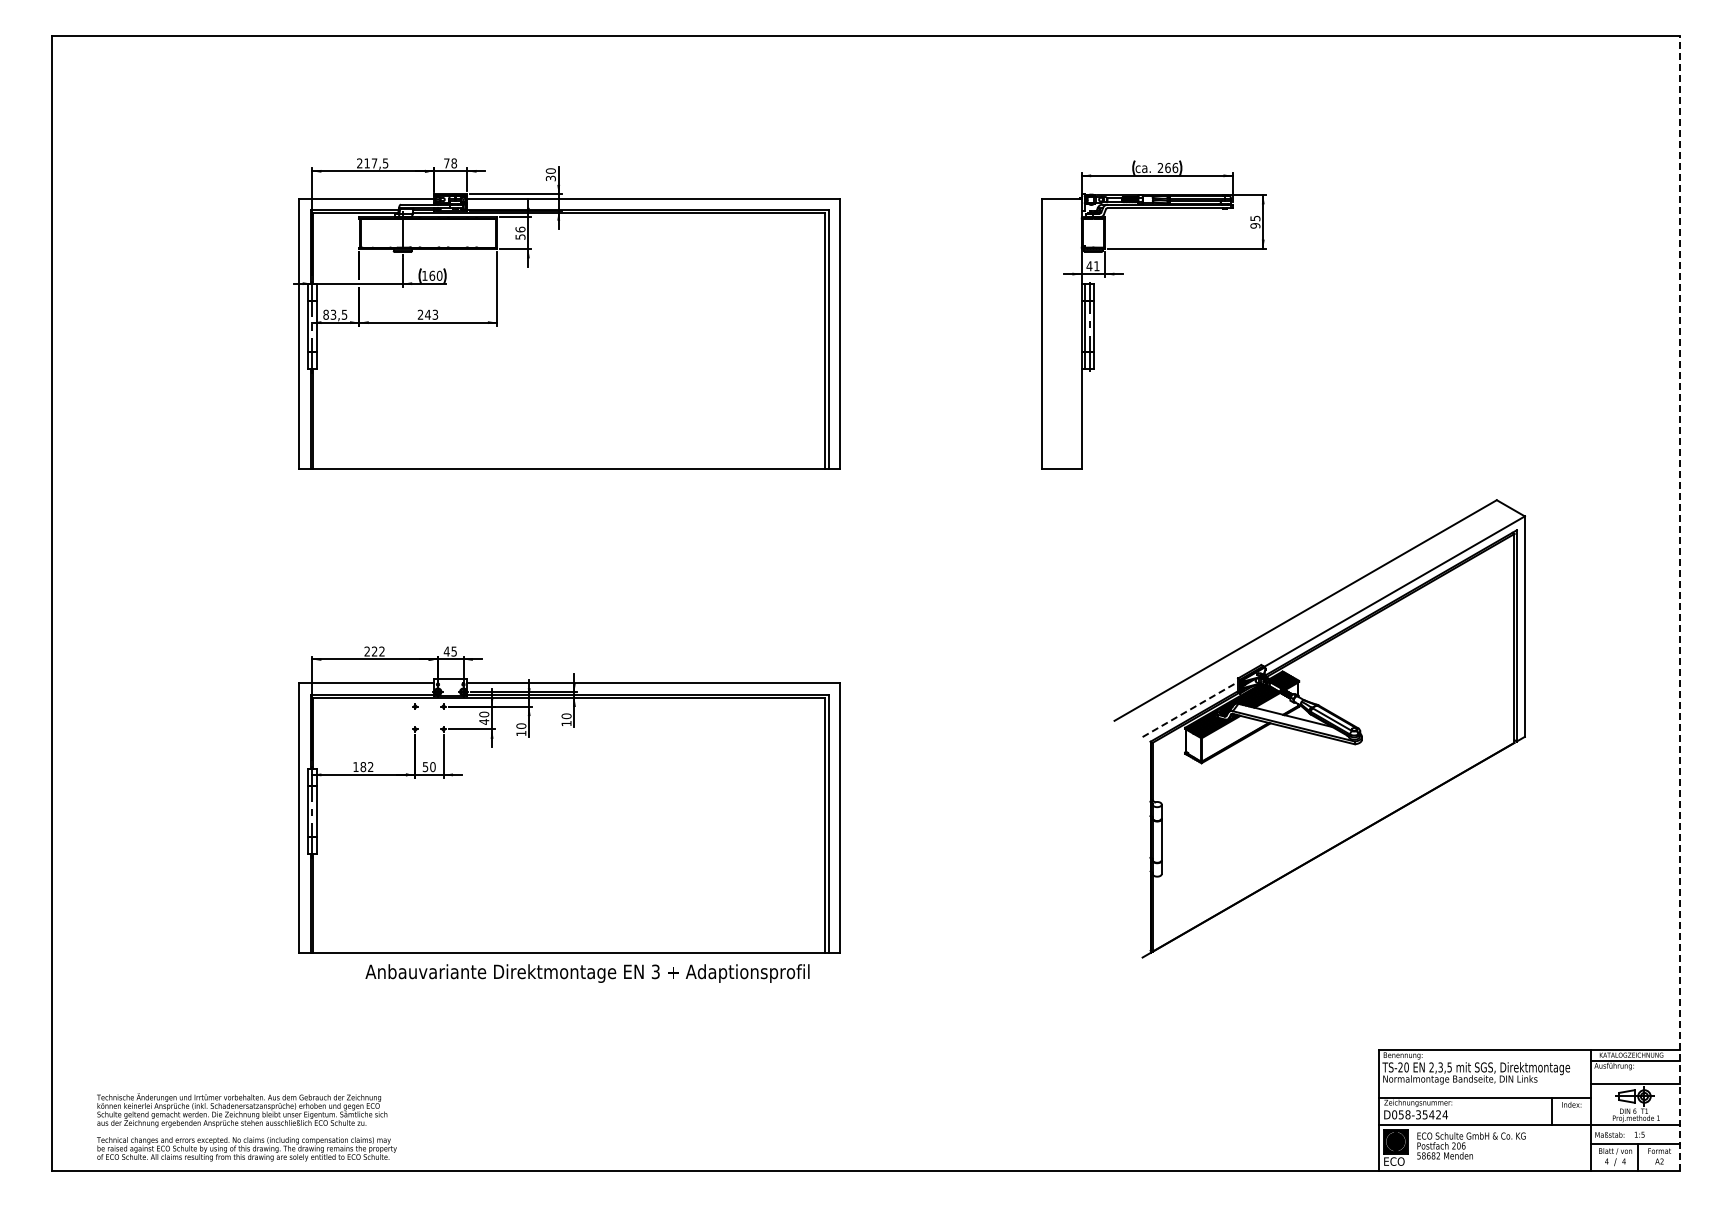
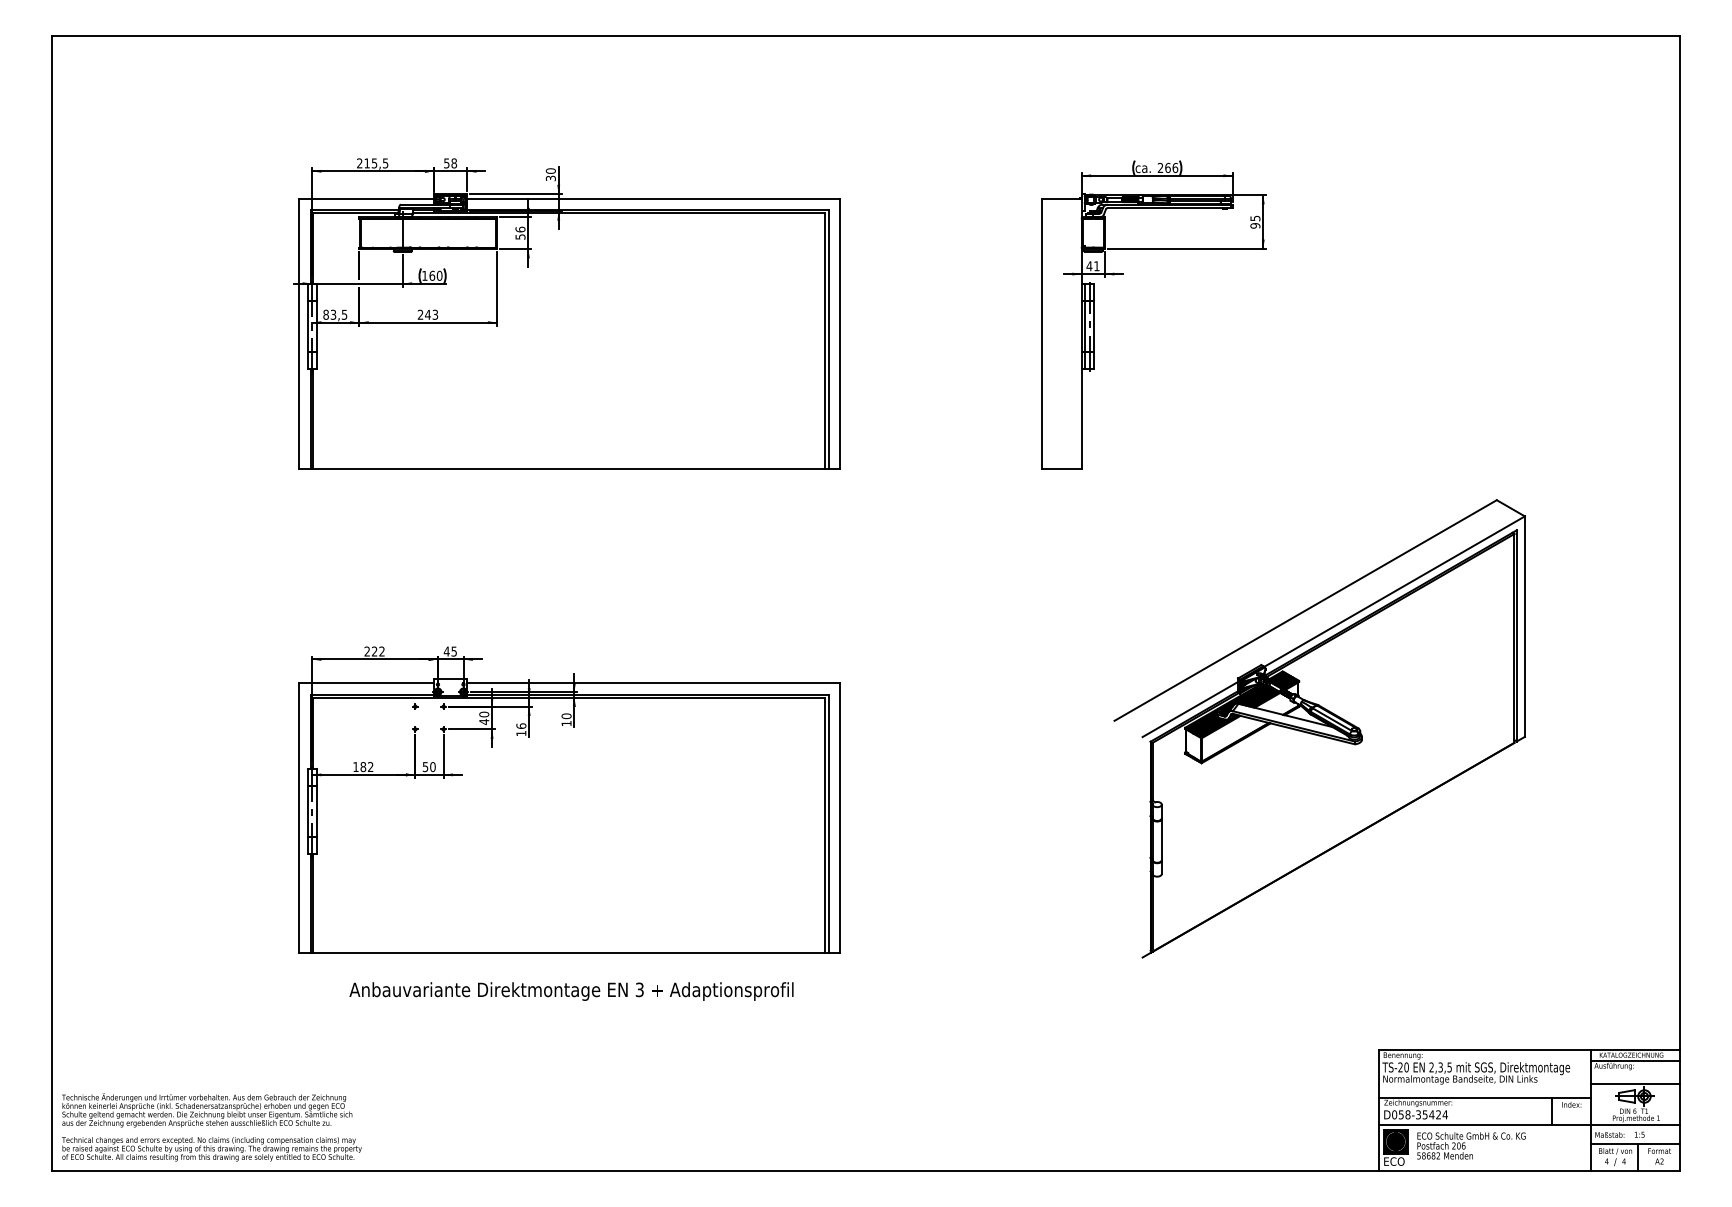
text: 217,5 -> 215,5 (374, 163)
text: 78 -> 58 (446, 163)
line: dashed -> solid (1680, 603)
line: dashed -> solid (1190, 709)
text: 10 -> 16 (520, 725)
text position: (587, 973) -> (571, 991) (571, 991)
text position: (246, 1127) -> (211, 1127) (211, 1127)
